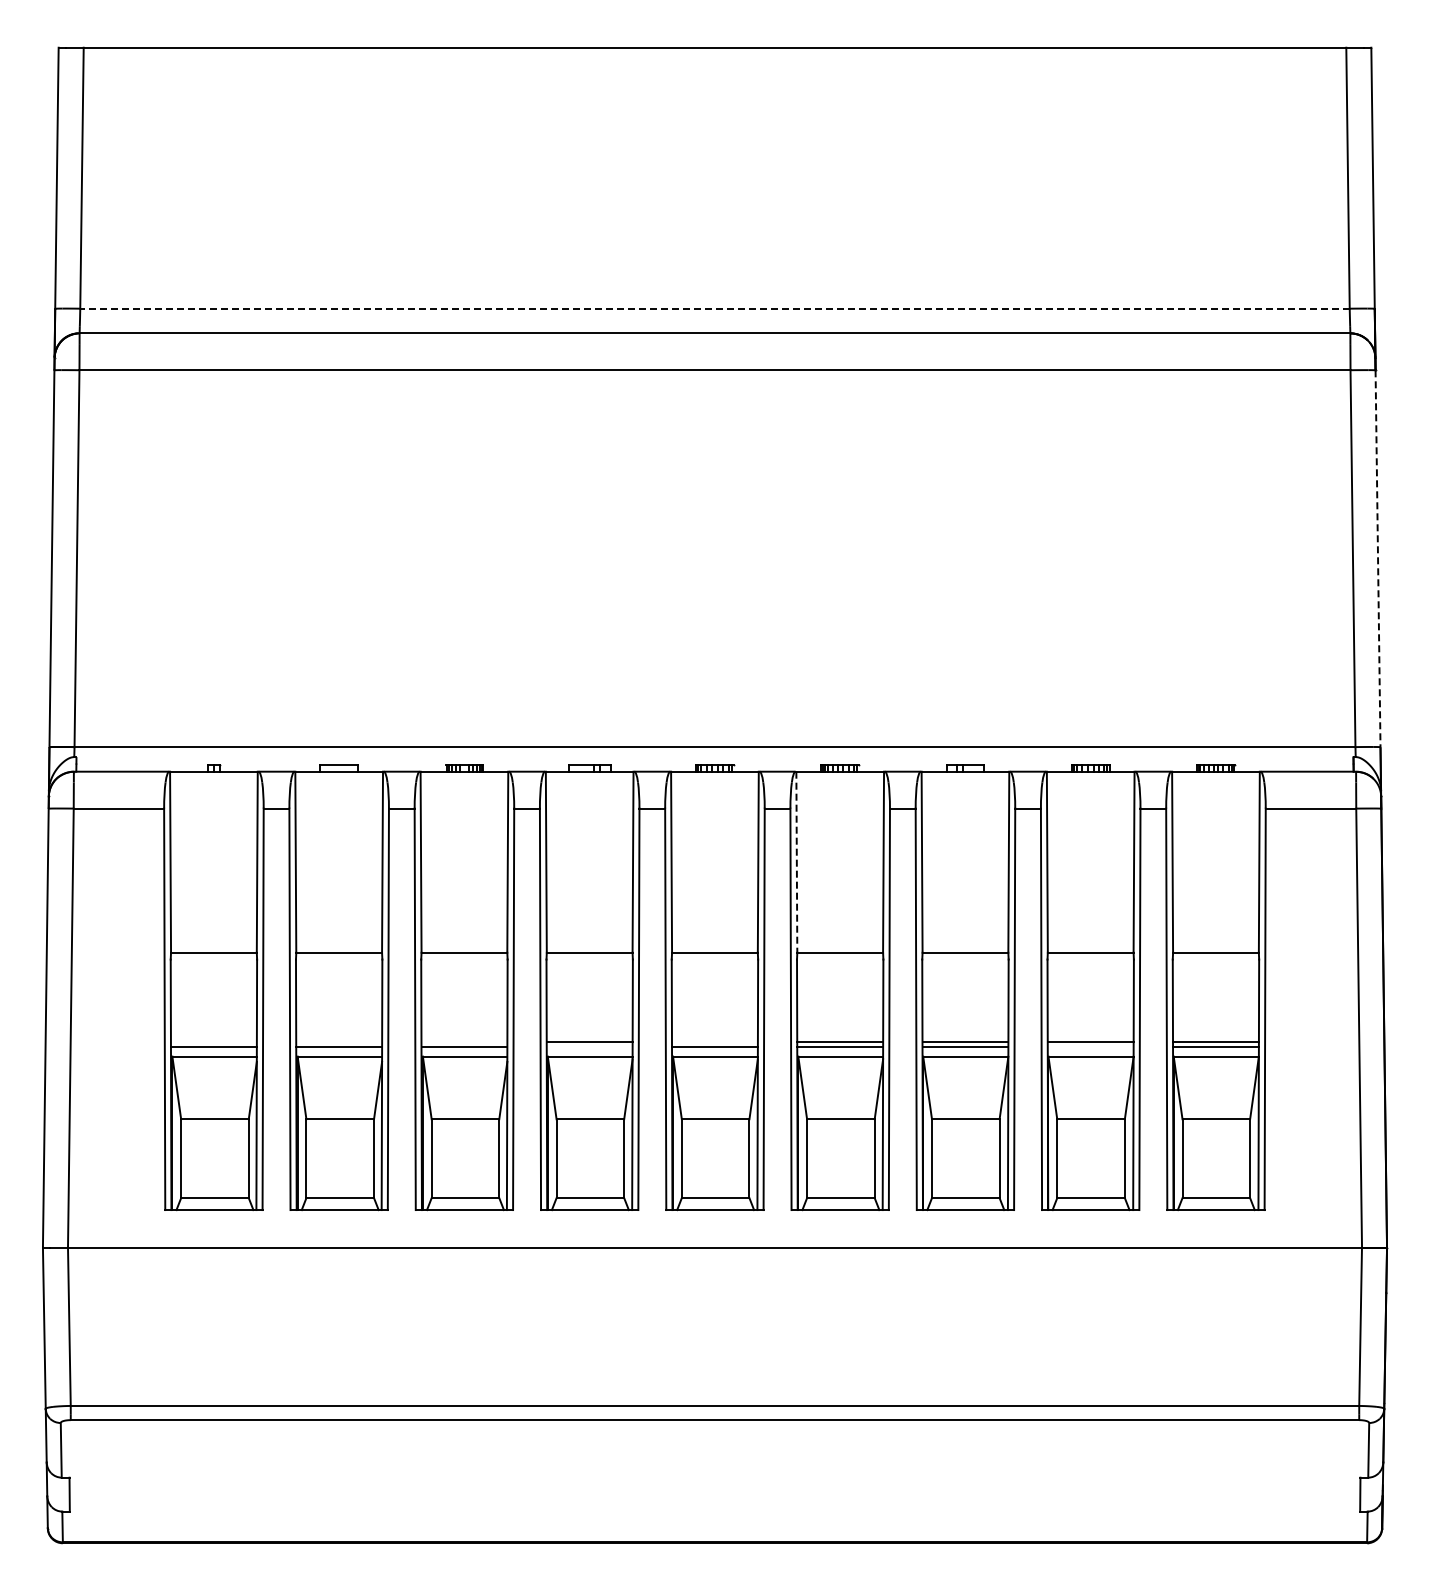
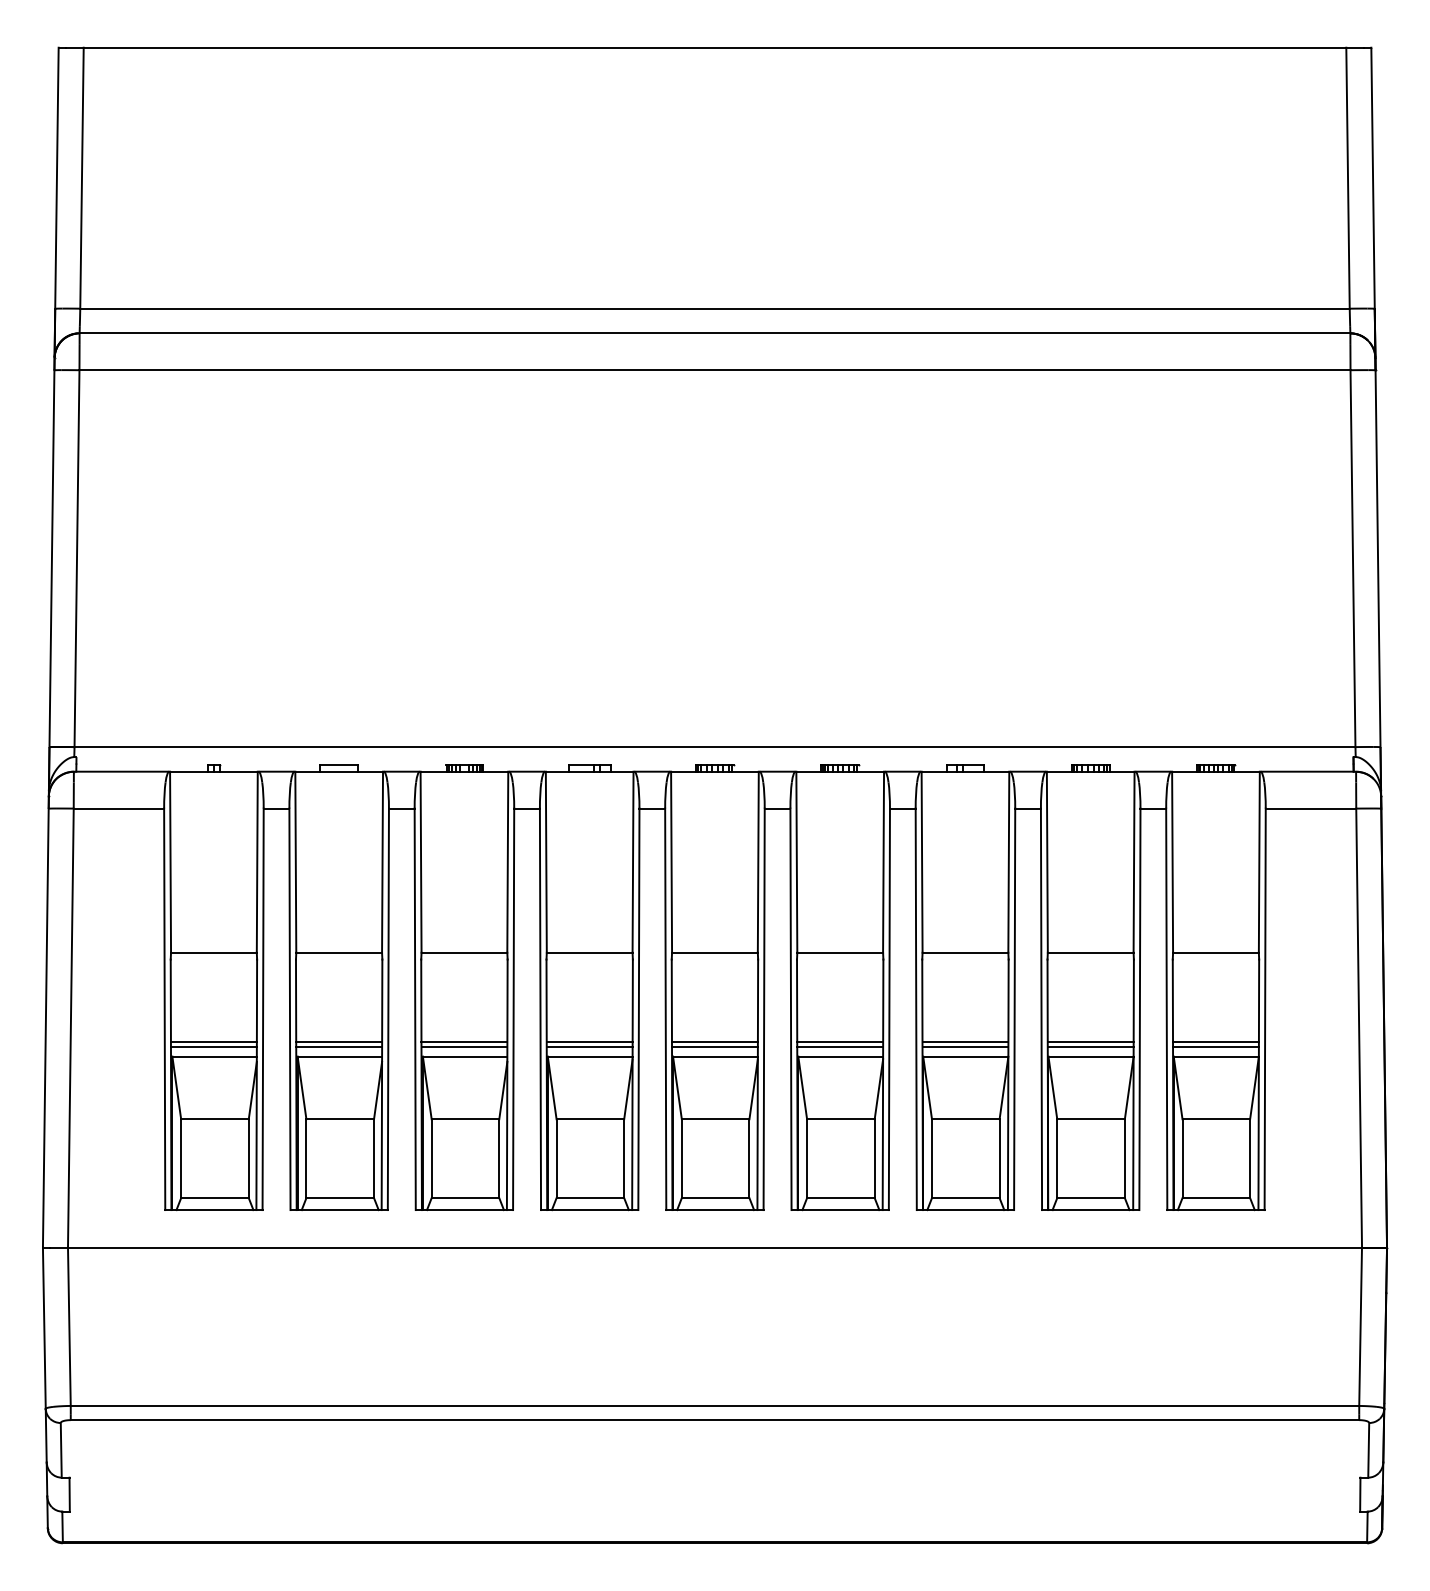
line: dashed -> solid (715, 308)
line: dashed -> solid (1378, 559)
line: dashed -> solid (796, 862)
line: none -> present (213, 1041)
line: none -> present (339, 1041)
line: none -> present (464, 1041)
line: none -> present (714, 1041)
line: none -> present (589, 1046)
line: none -> present (1090, 1046)
